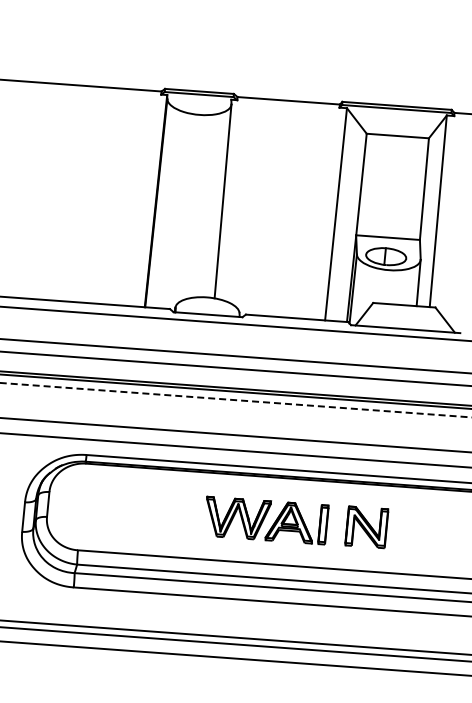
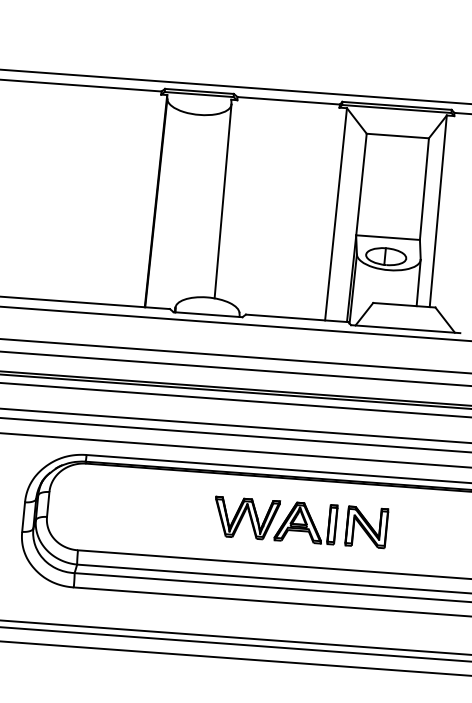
line: none -> present (235, 86)
line: dashed -> solid (236, 400)
line: none -> present (235, 425)
part position: (267, 520) -> (276, 520) (276, 520)
